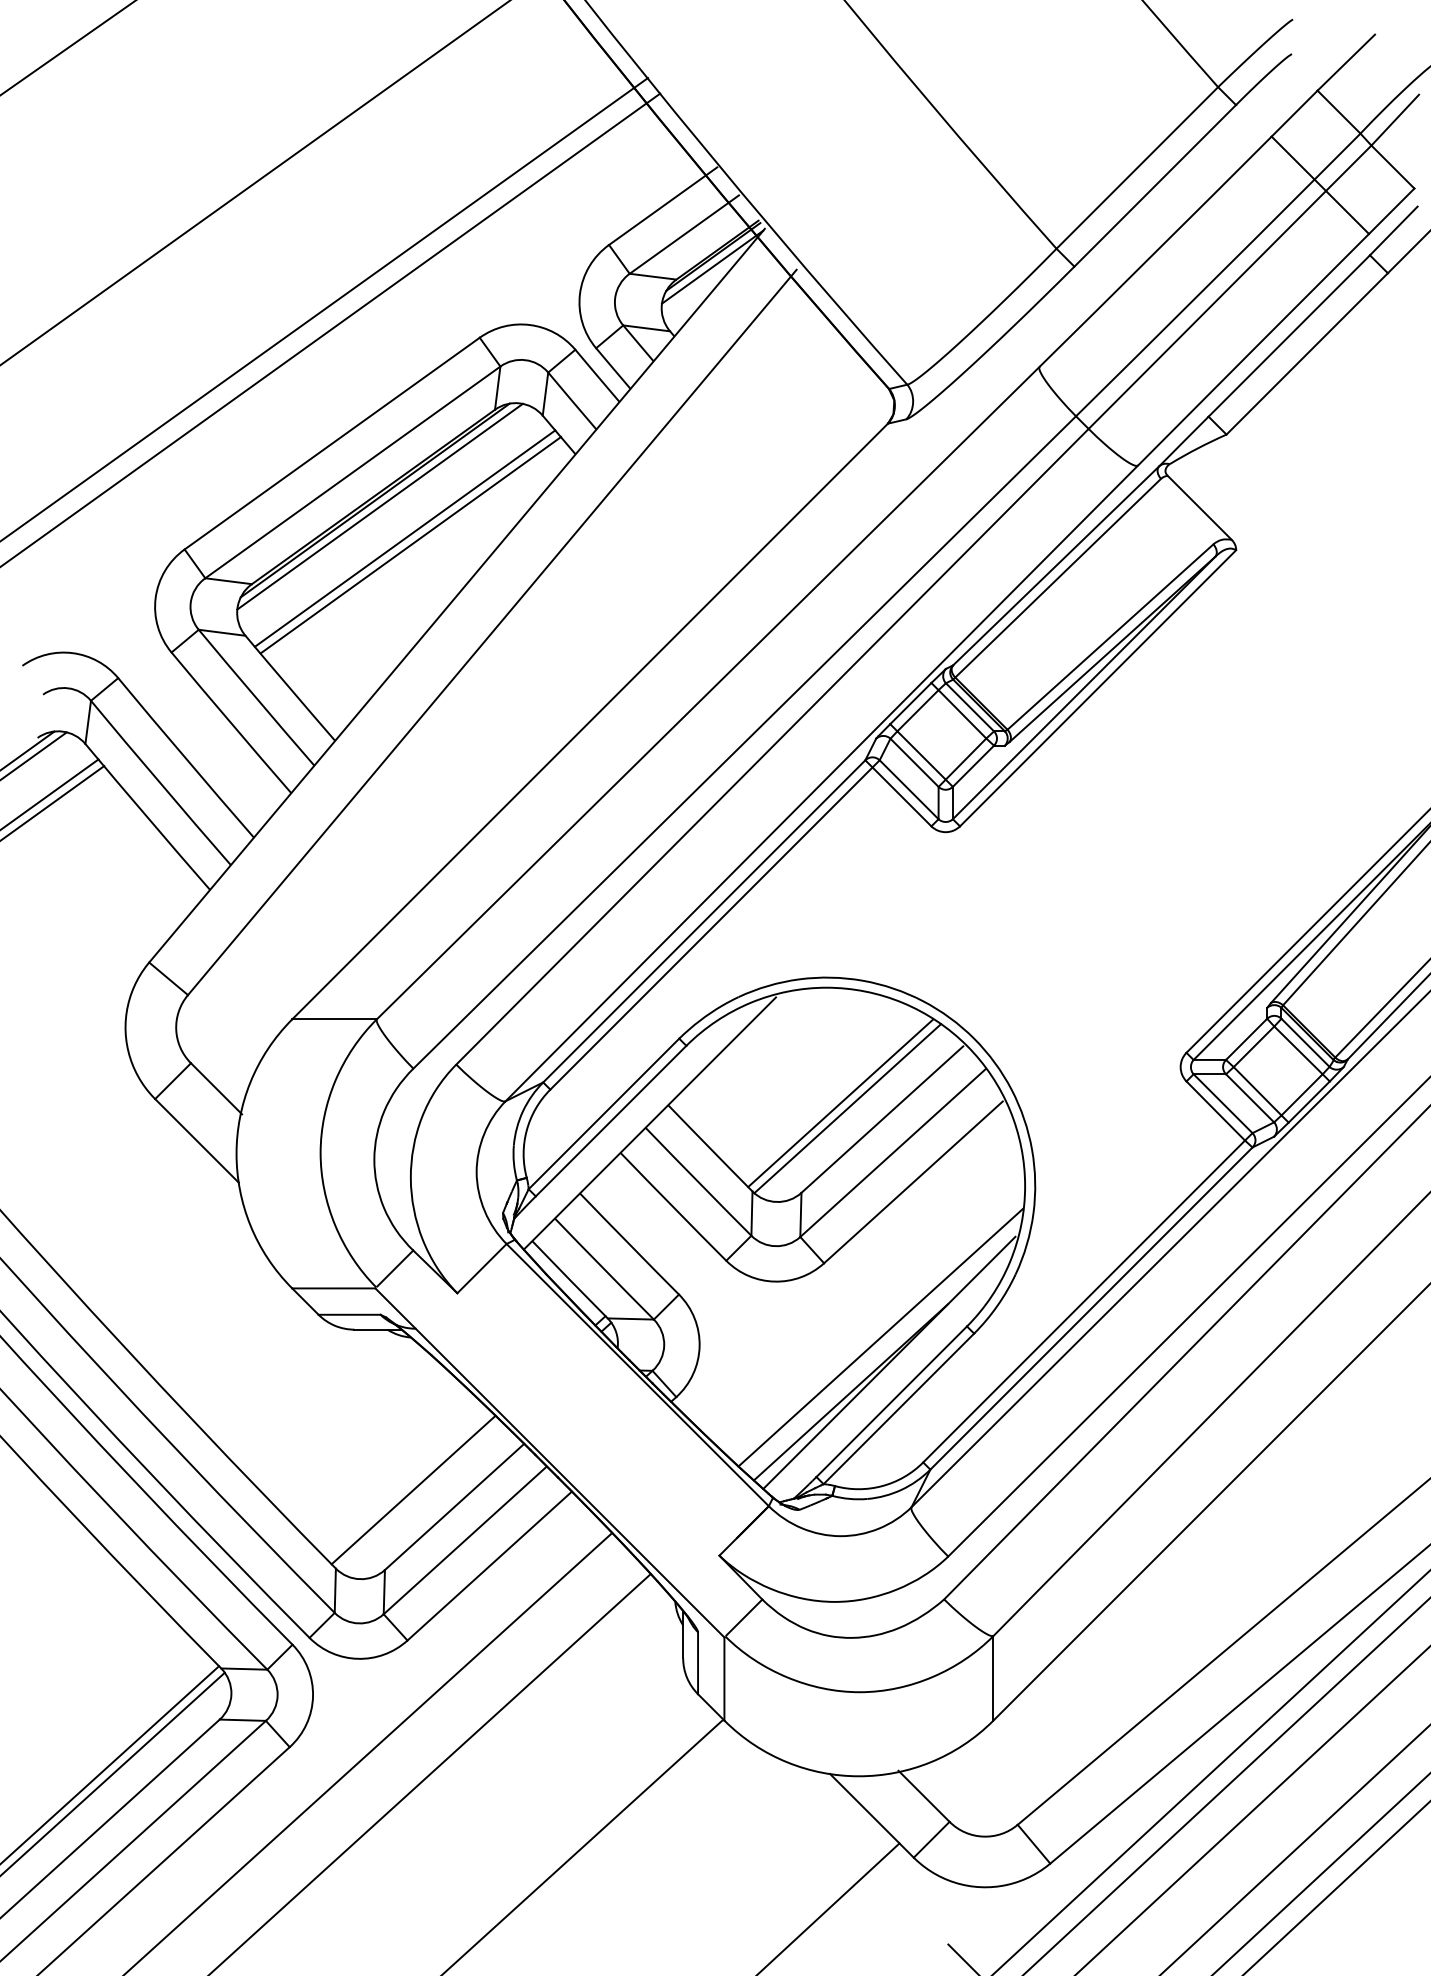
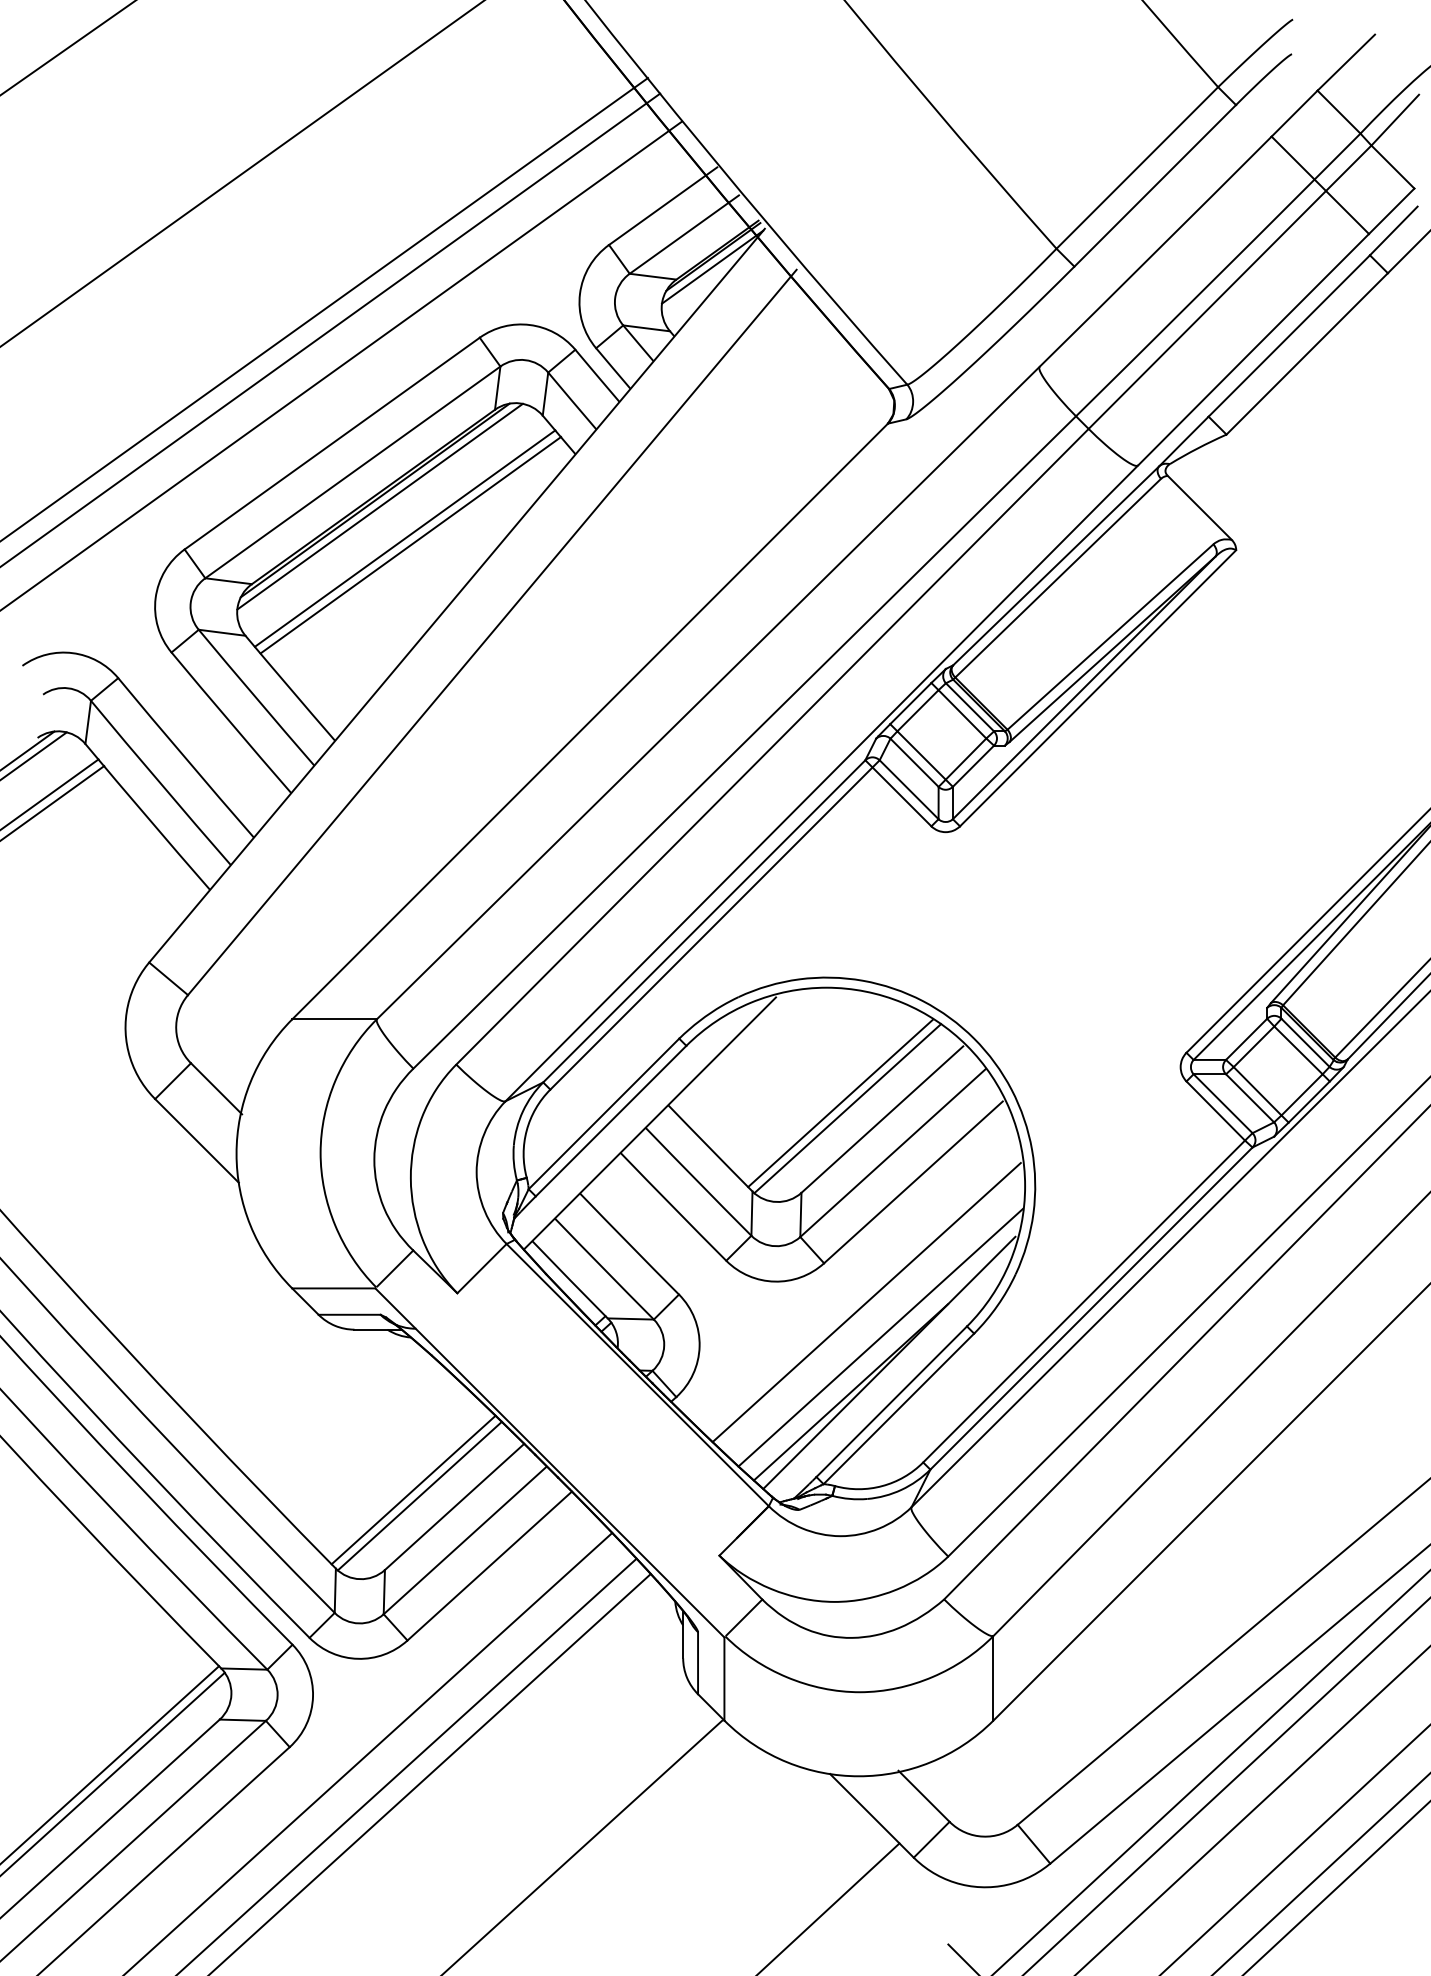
line position: (254, 182) -> (241, 173) (241, 173)
line: none -> present (341, 365)
line: none -> present (866, 1302)
line: none -> present (419, 1495)
line: none -> present (407, 1765)
